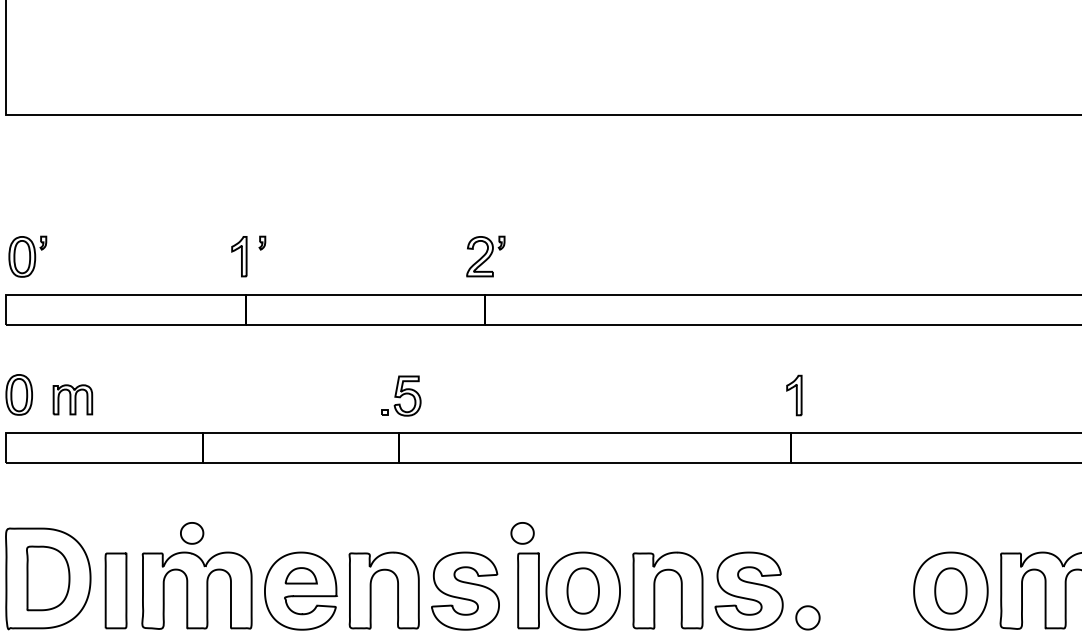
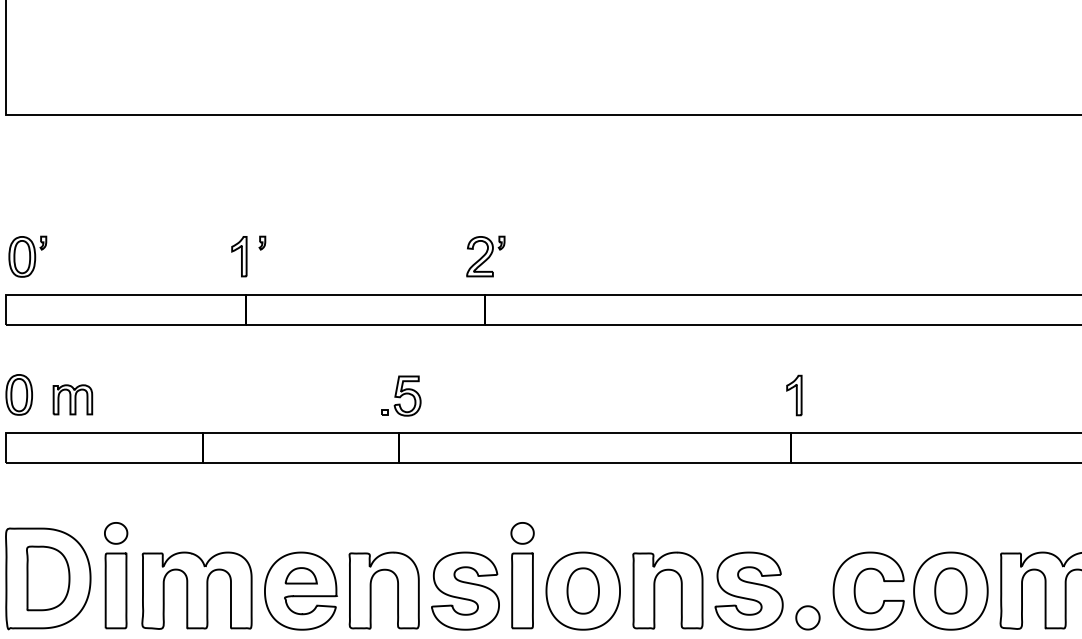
part position: (192, 533) -> (116, 533) (116, 533)
part position: (528, 590) -> (522, 590) (522, 590)
part: none -> present (855, 590)
